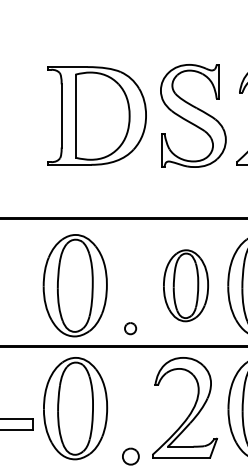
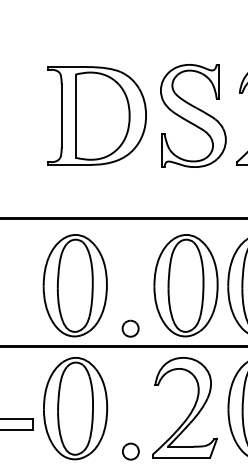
part size: 46x74 px -> 66x104 px (185, 285)
part size: 14x14 px -> 19x19 px (130, 328)
part position: (130, 456) -> (130, 451) (130, 451)
